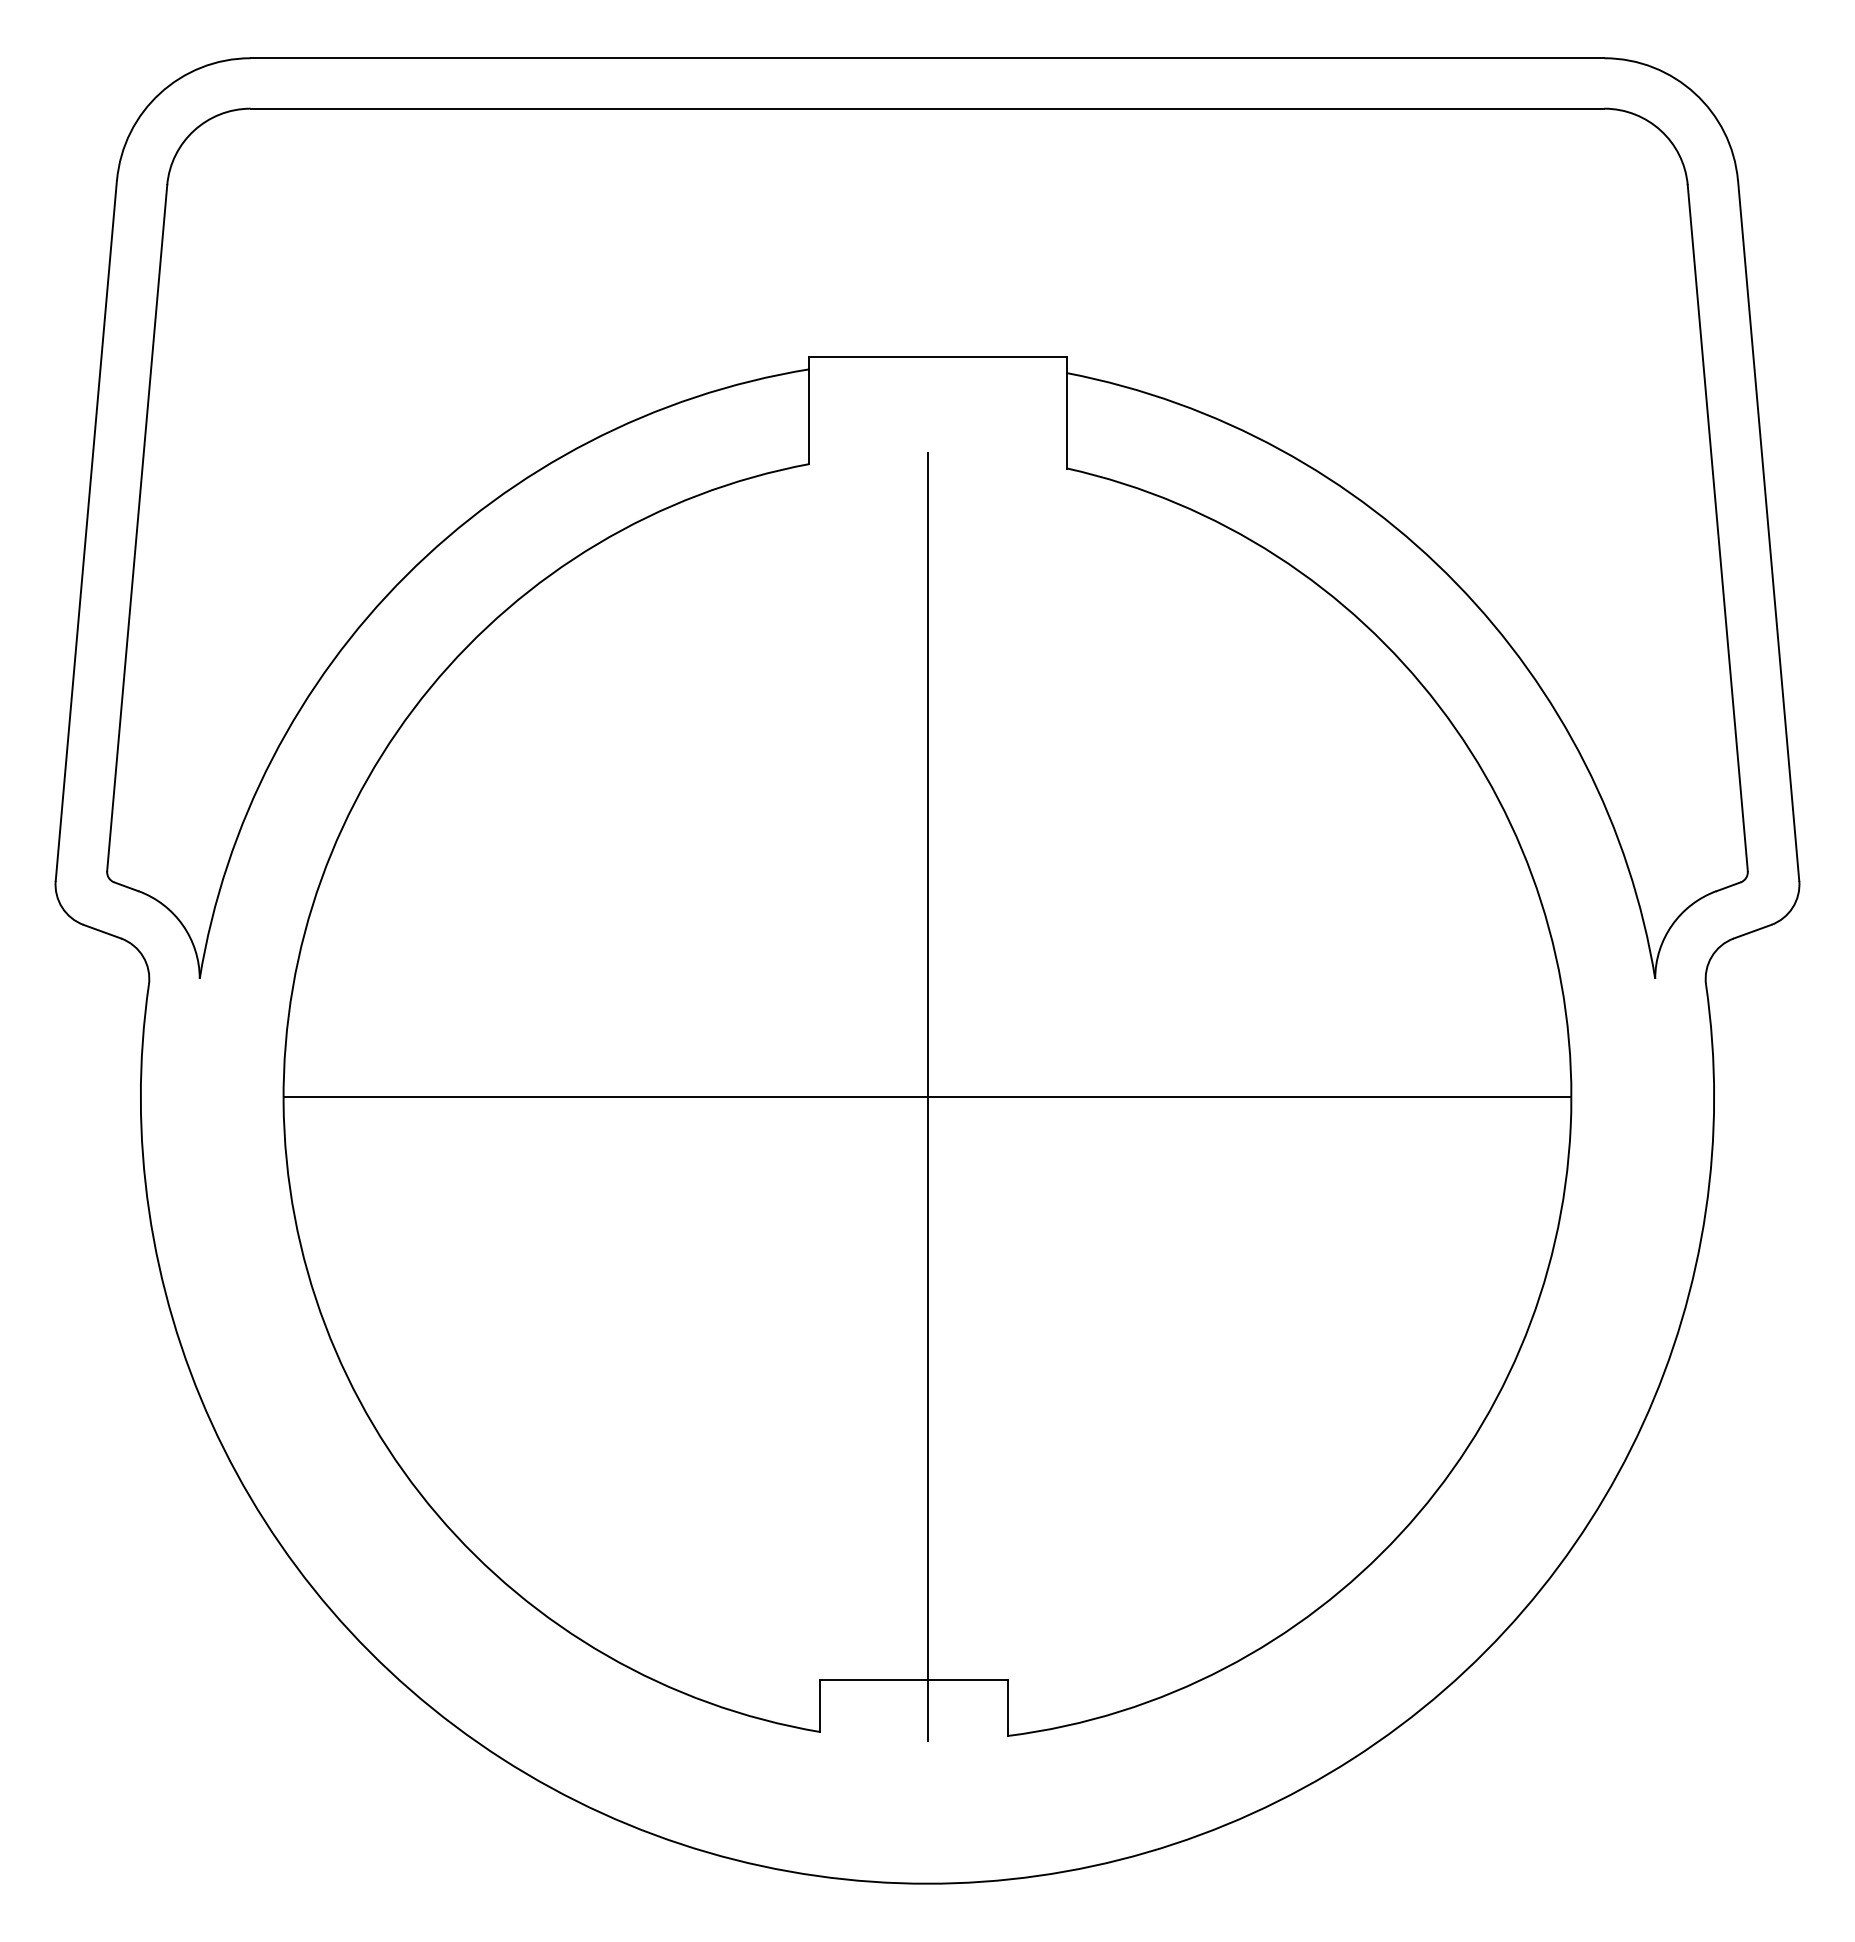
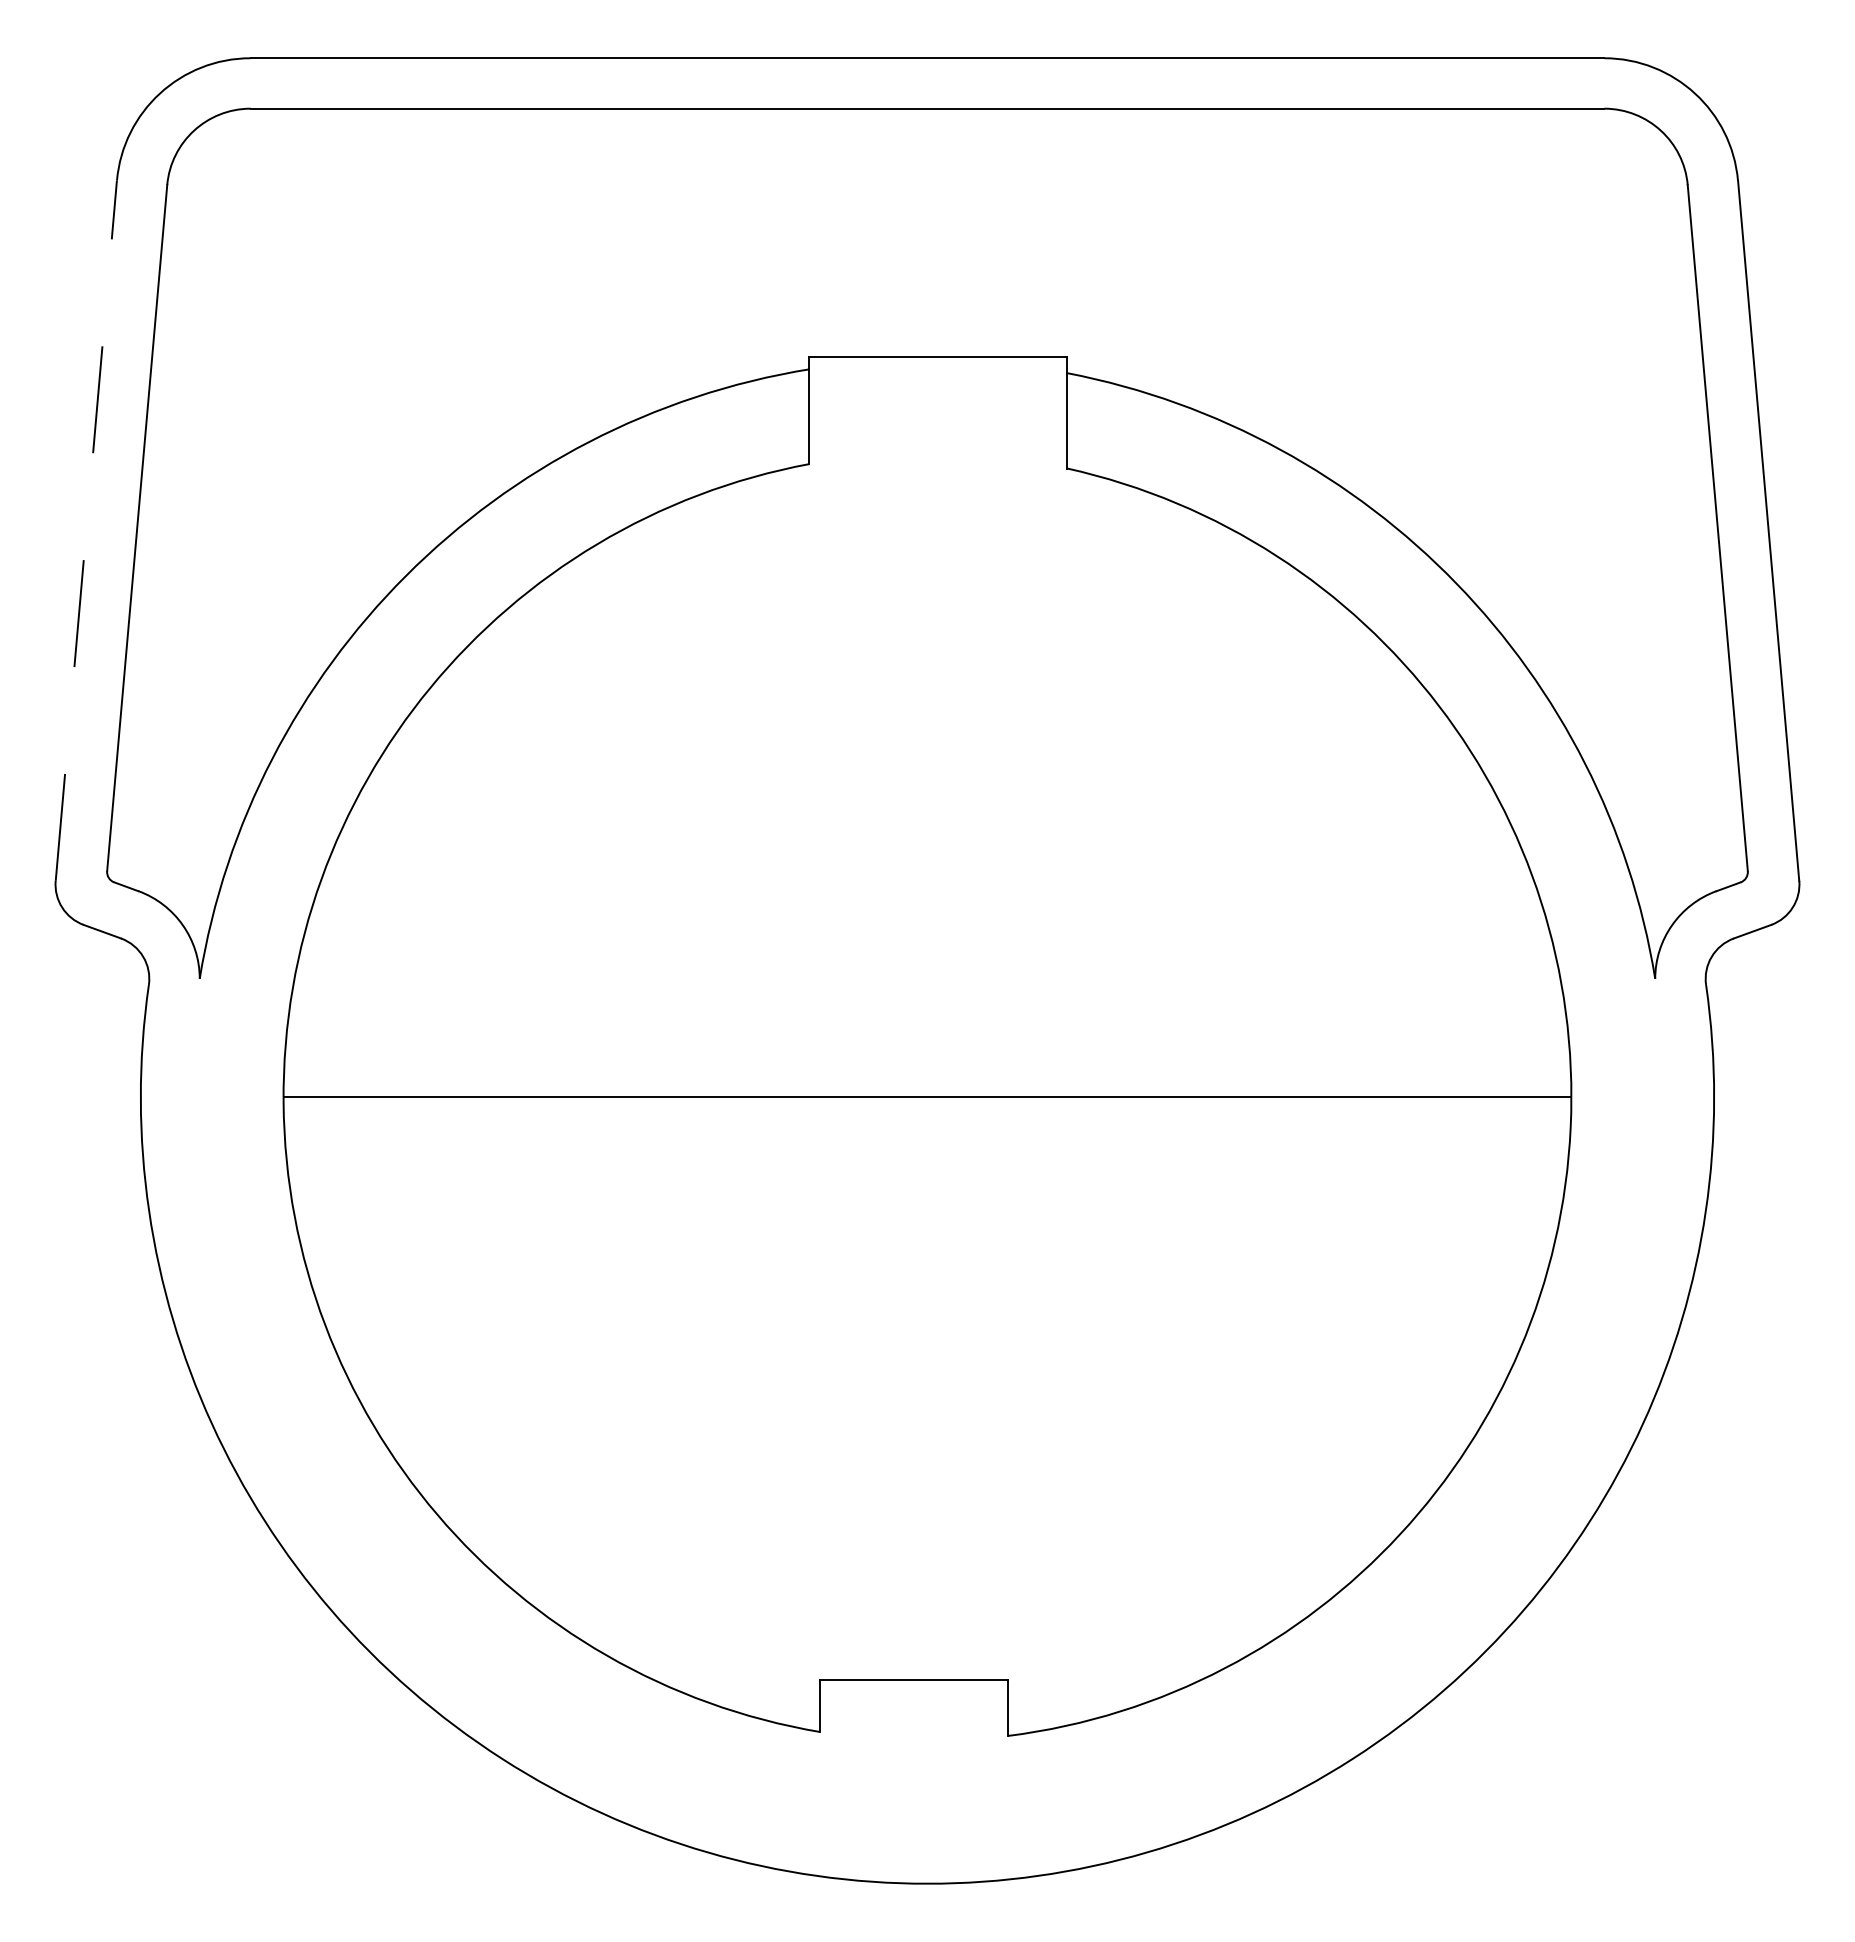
line: solid -> dashed (86, 530)
line: present -> none (927, 1097)
